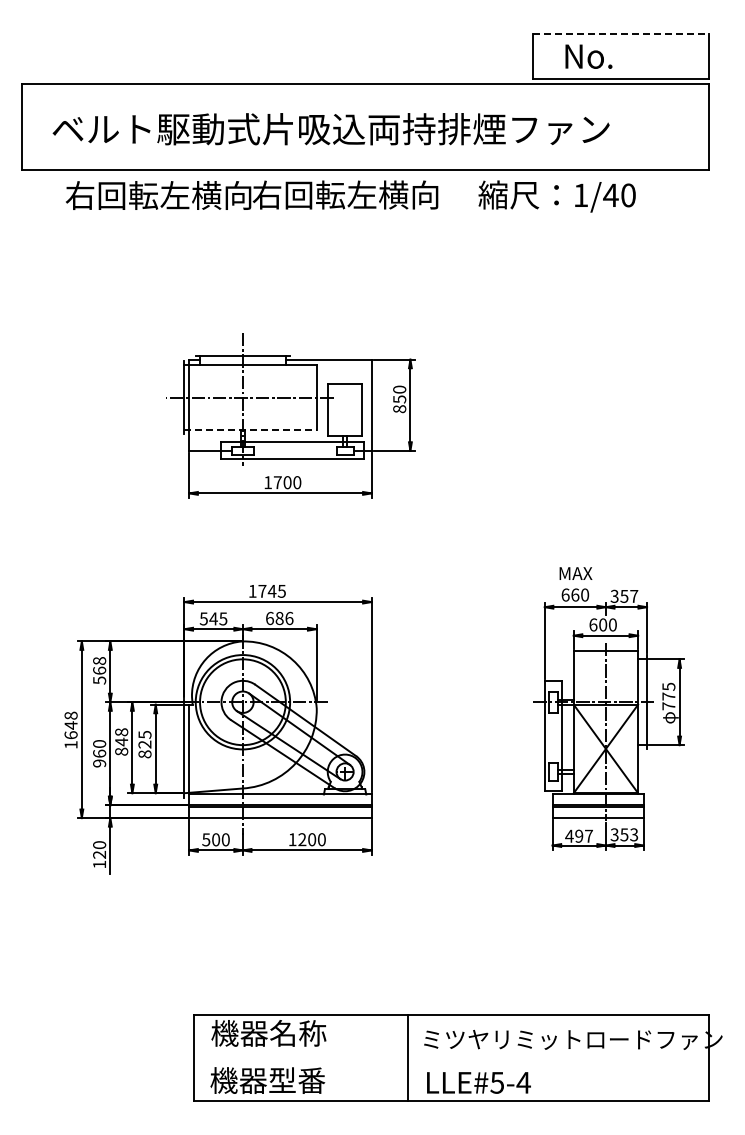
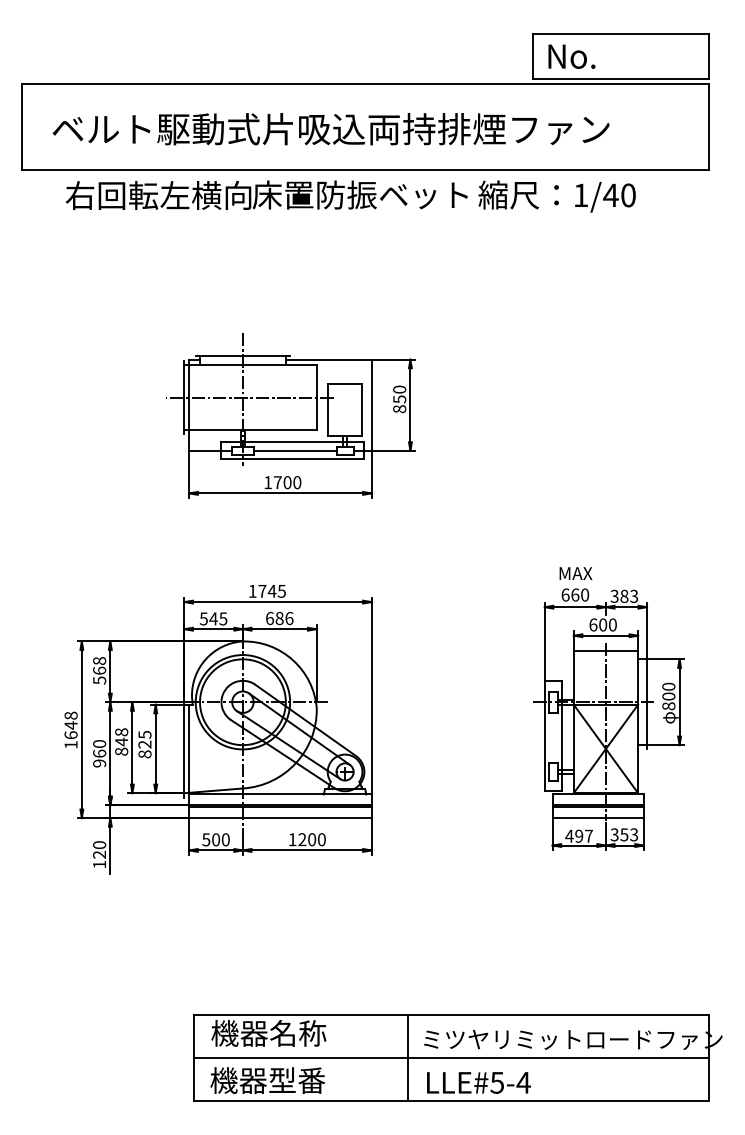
line: dashed -> solid (620, 34)
text position: (588, 56) -> (571, 56) (571, 56)
text: 右回転左横向 -> 床置防振ベット (359, 194)
line: dashed -> solid (251, 429)
line: none -> present (294, 450)
text: 357 -> 383 (629, 595)
text: 775 -> 800 (668, 696)
line: none -> present (450, 1058)
